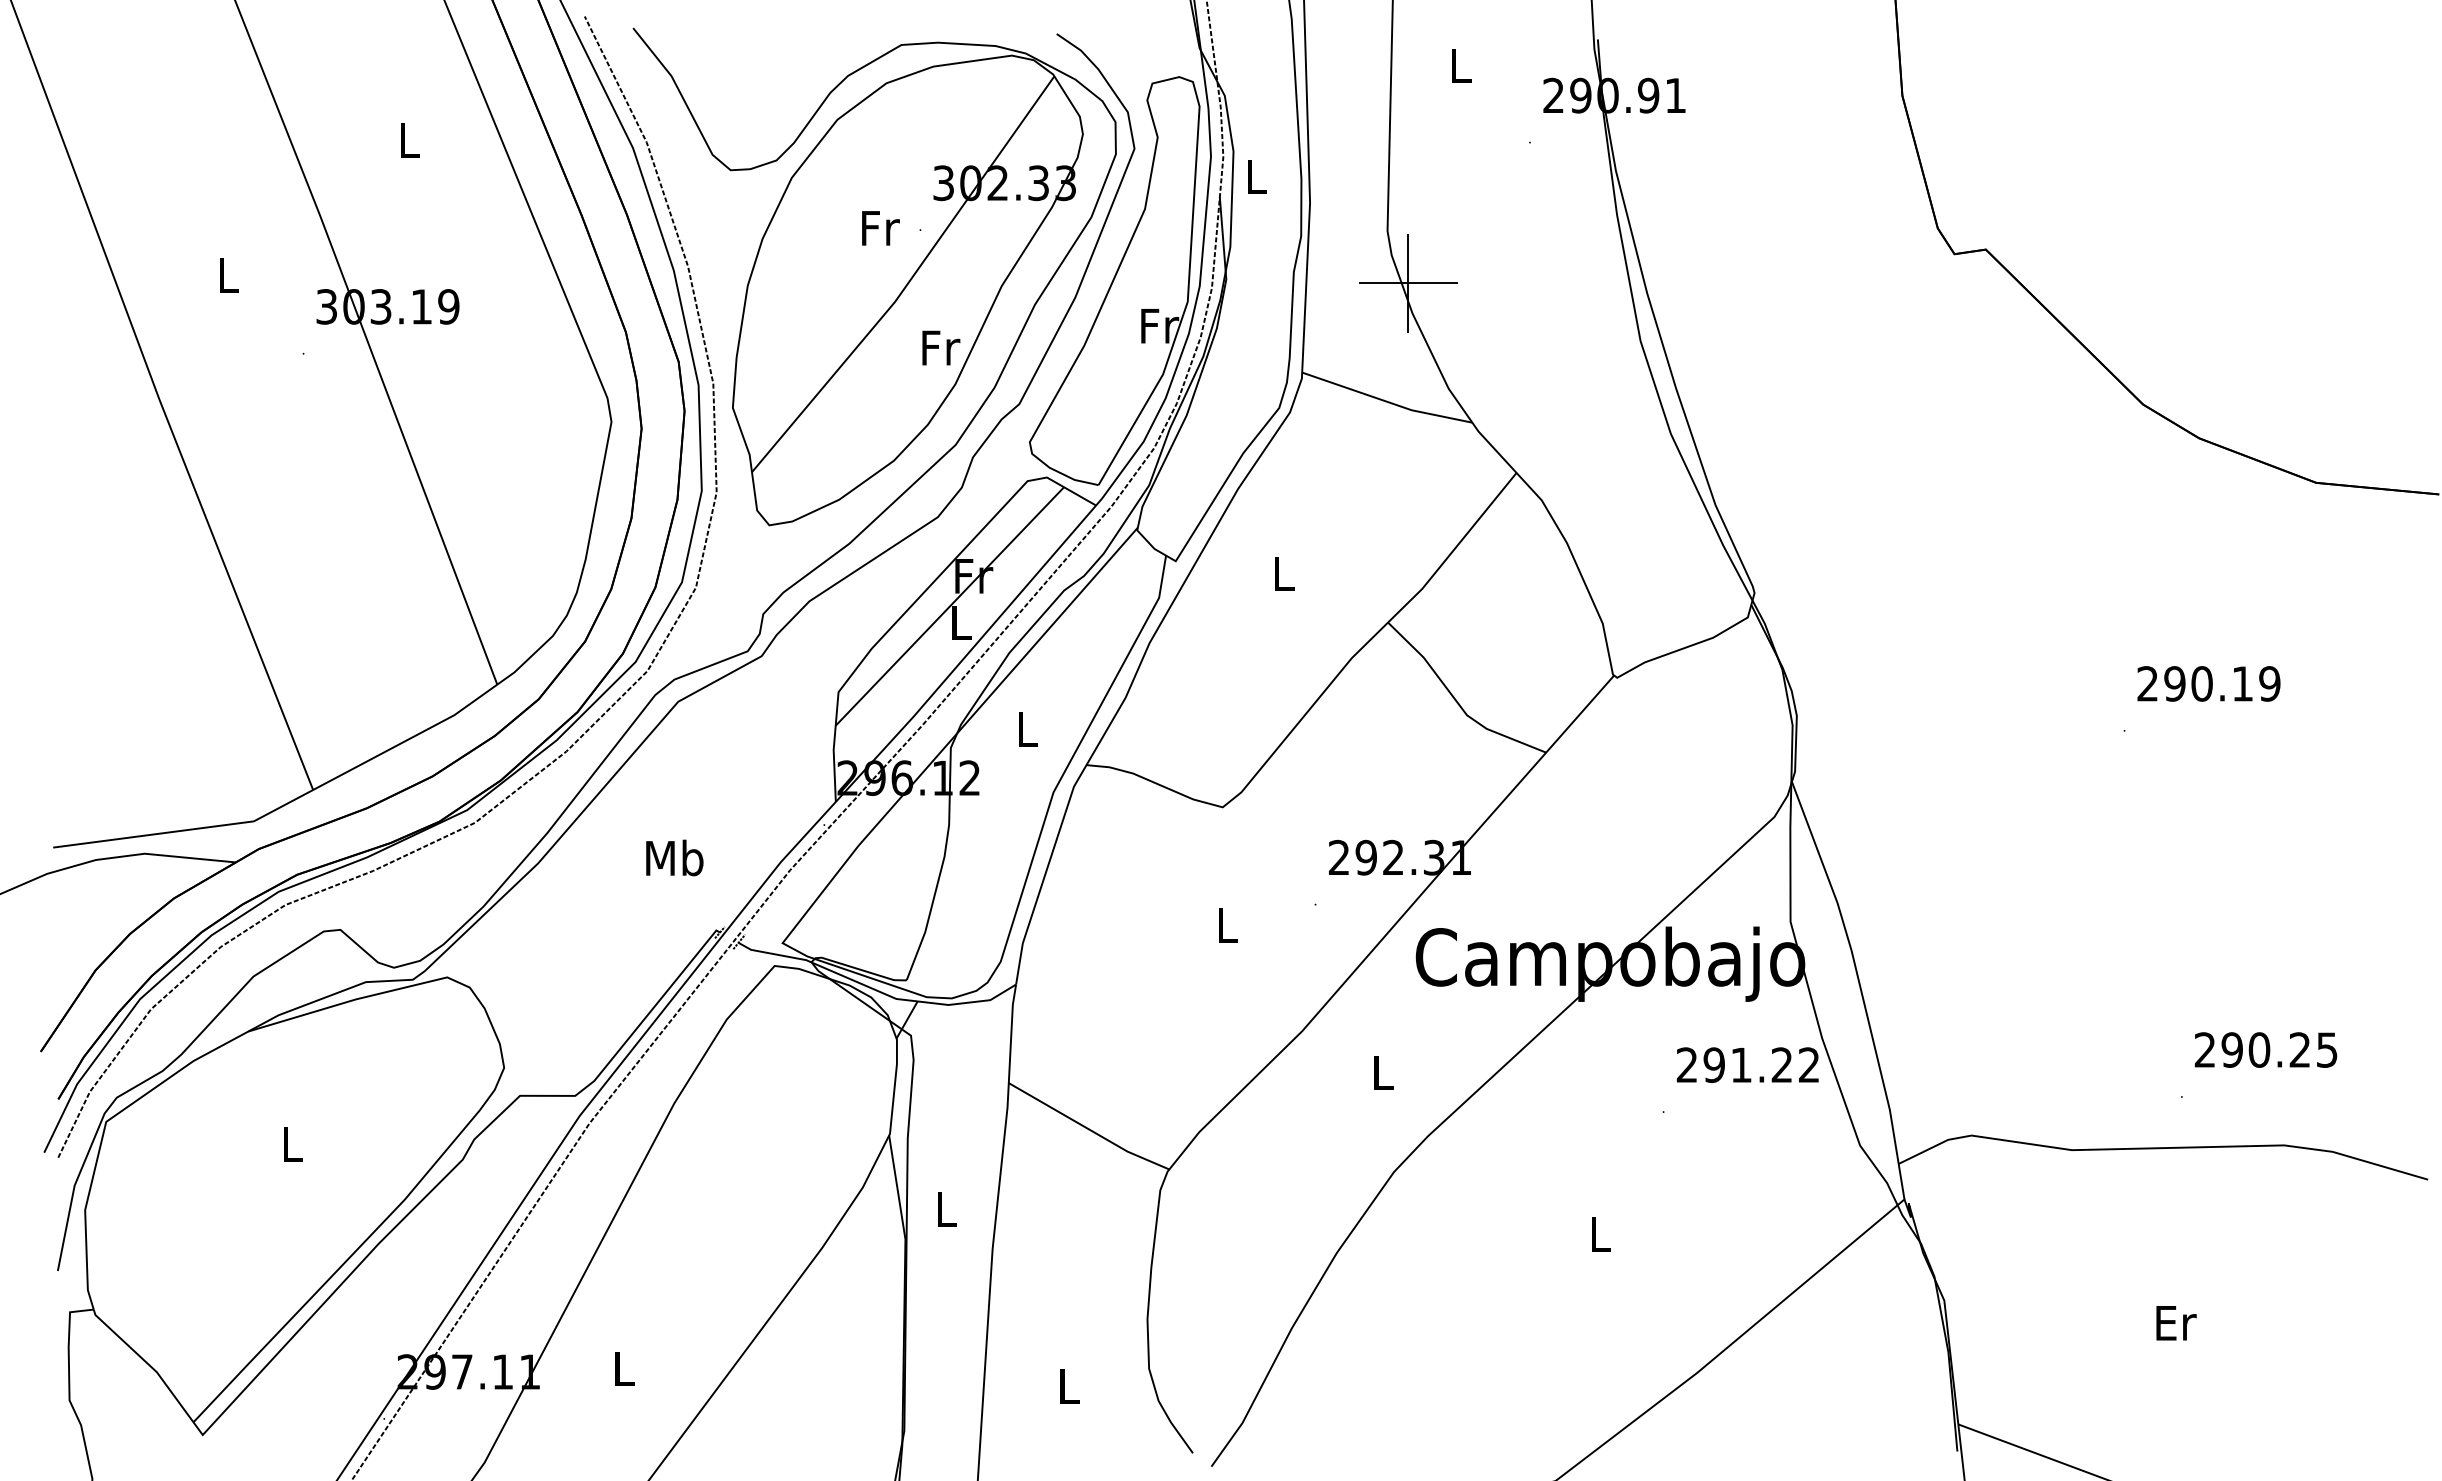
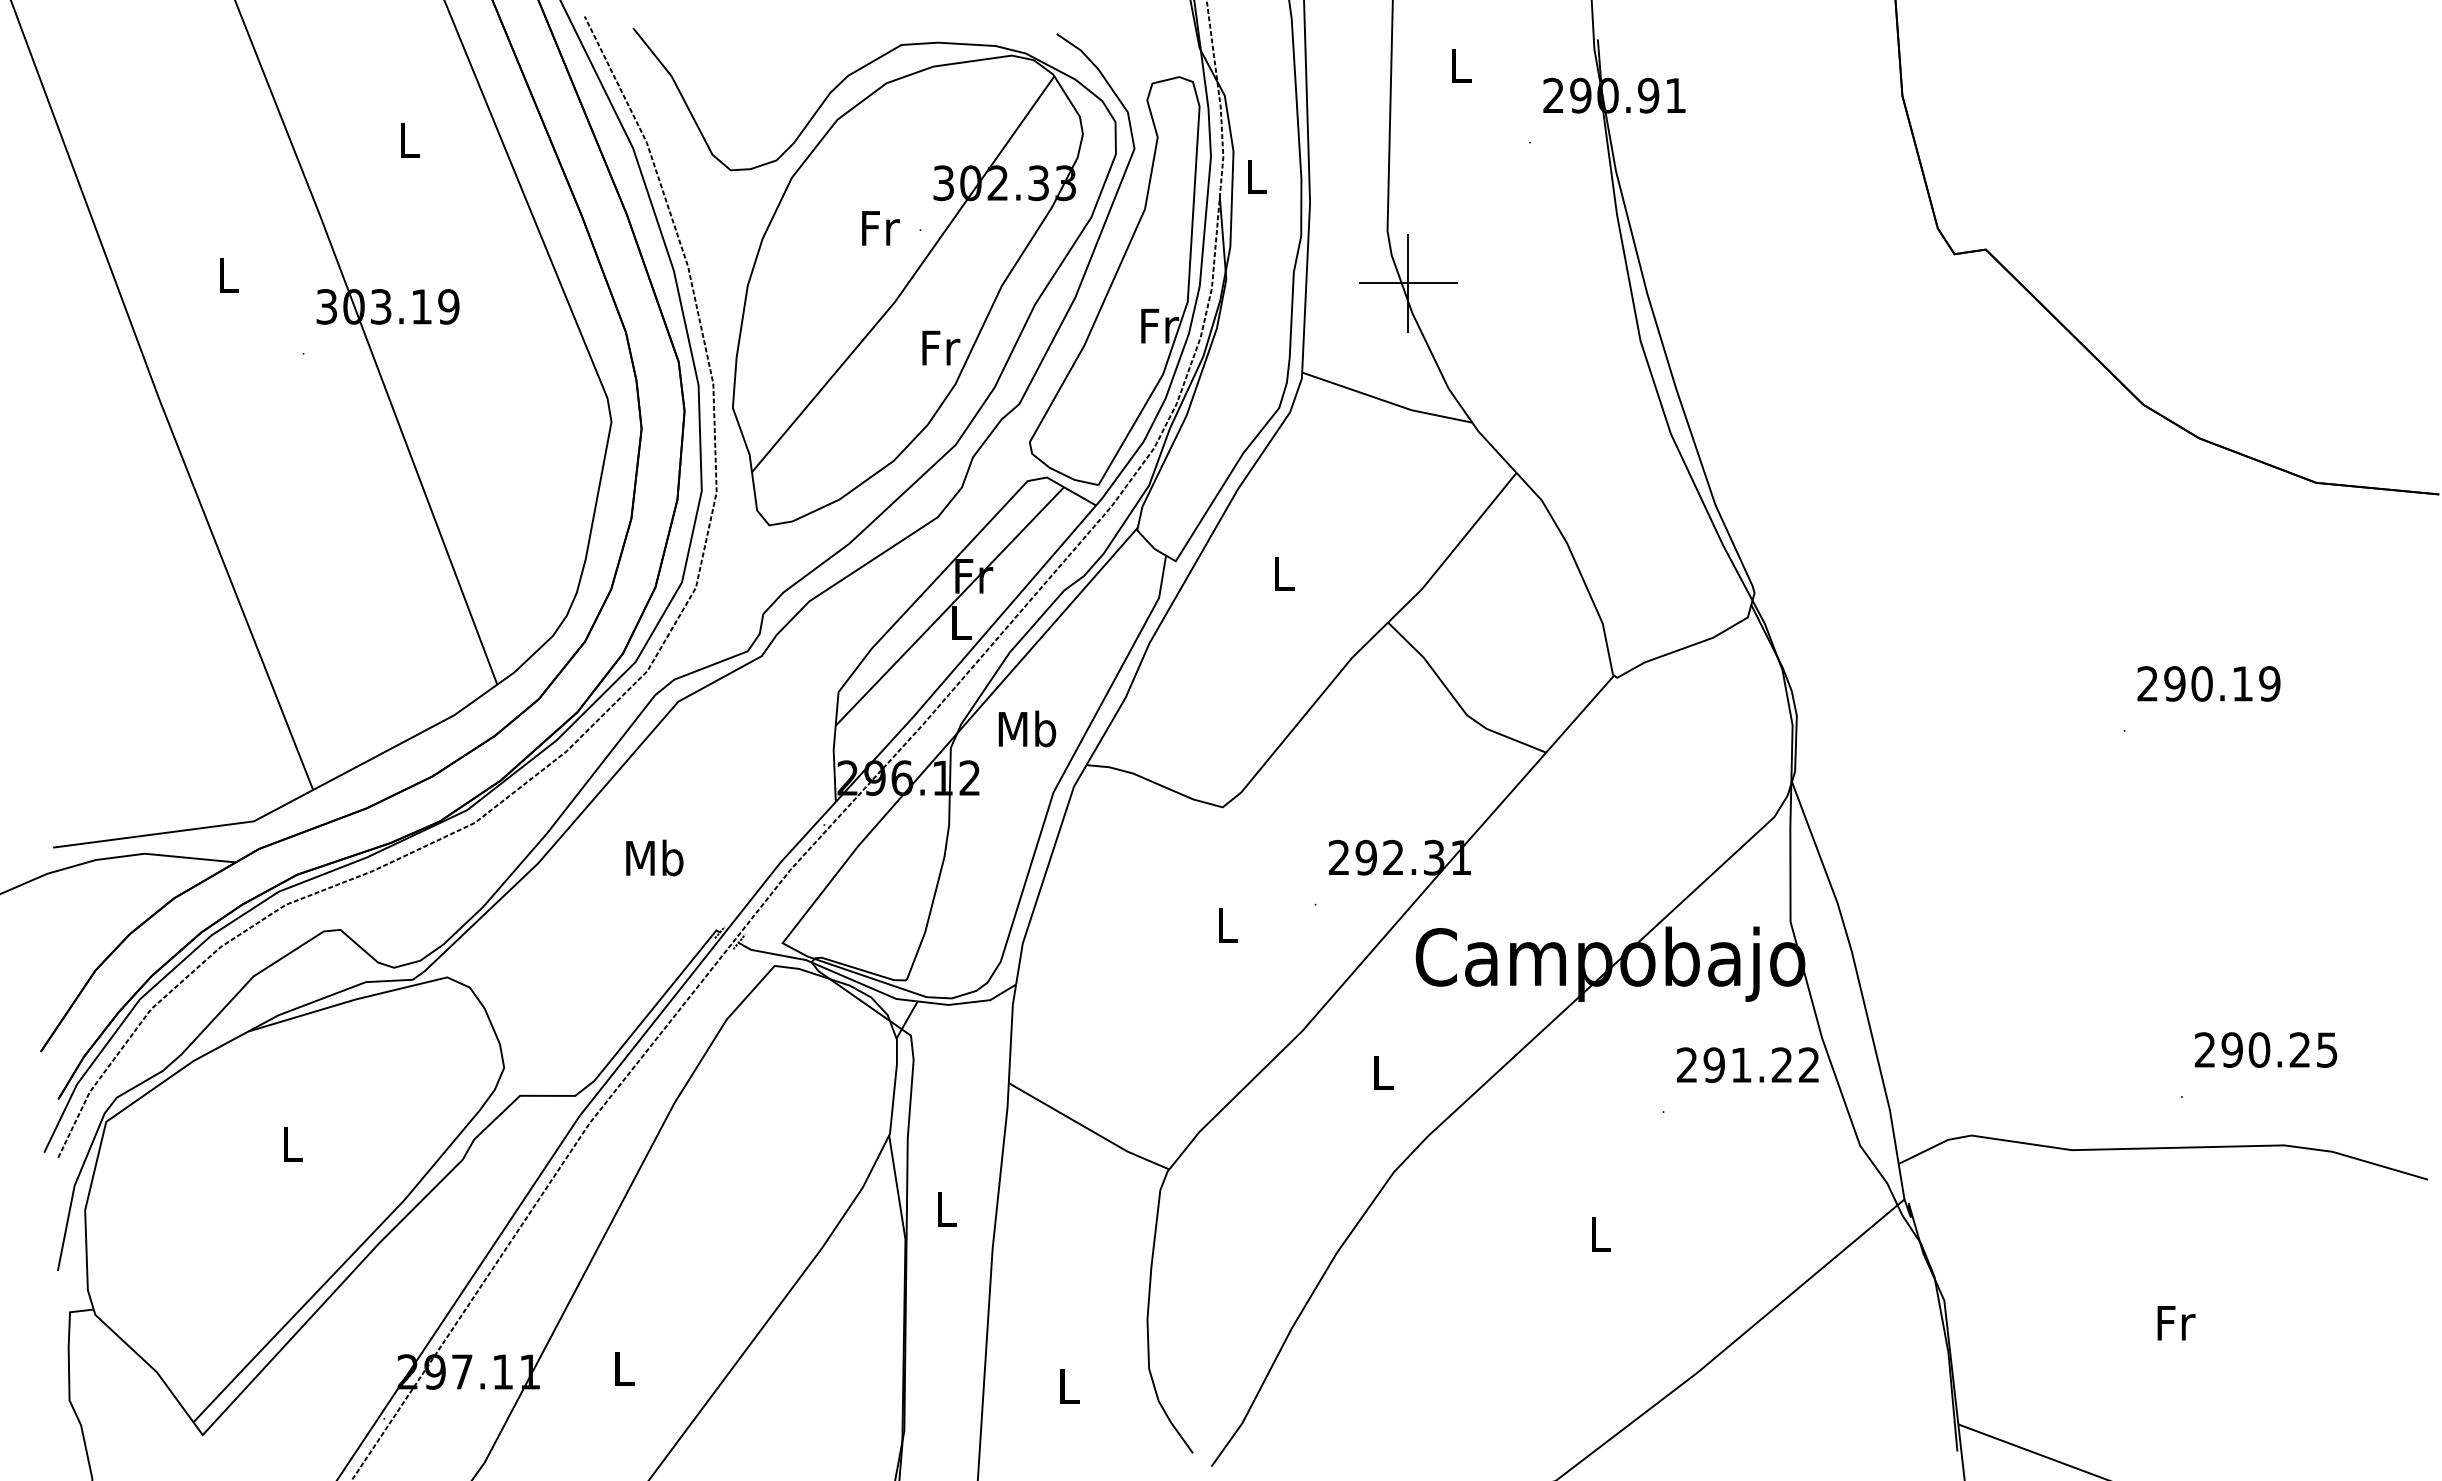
text: L -> Mb (1027, 728)
text position: (674, 857) -> (654, 857) (654, 857)
text: Er -> Fr (2176, 1323)
